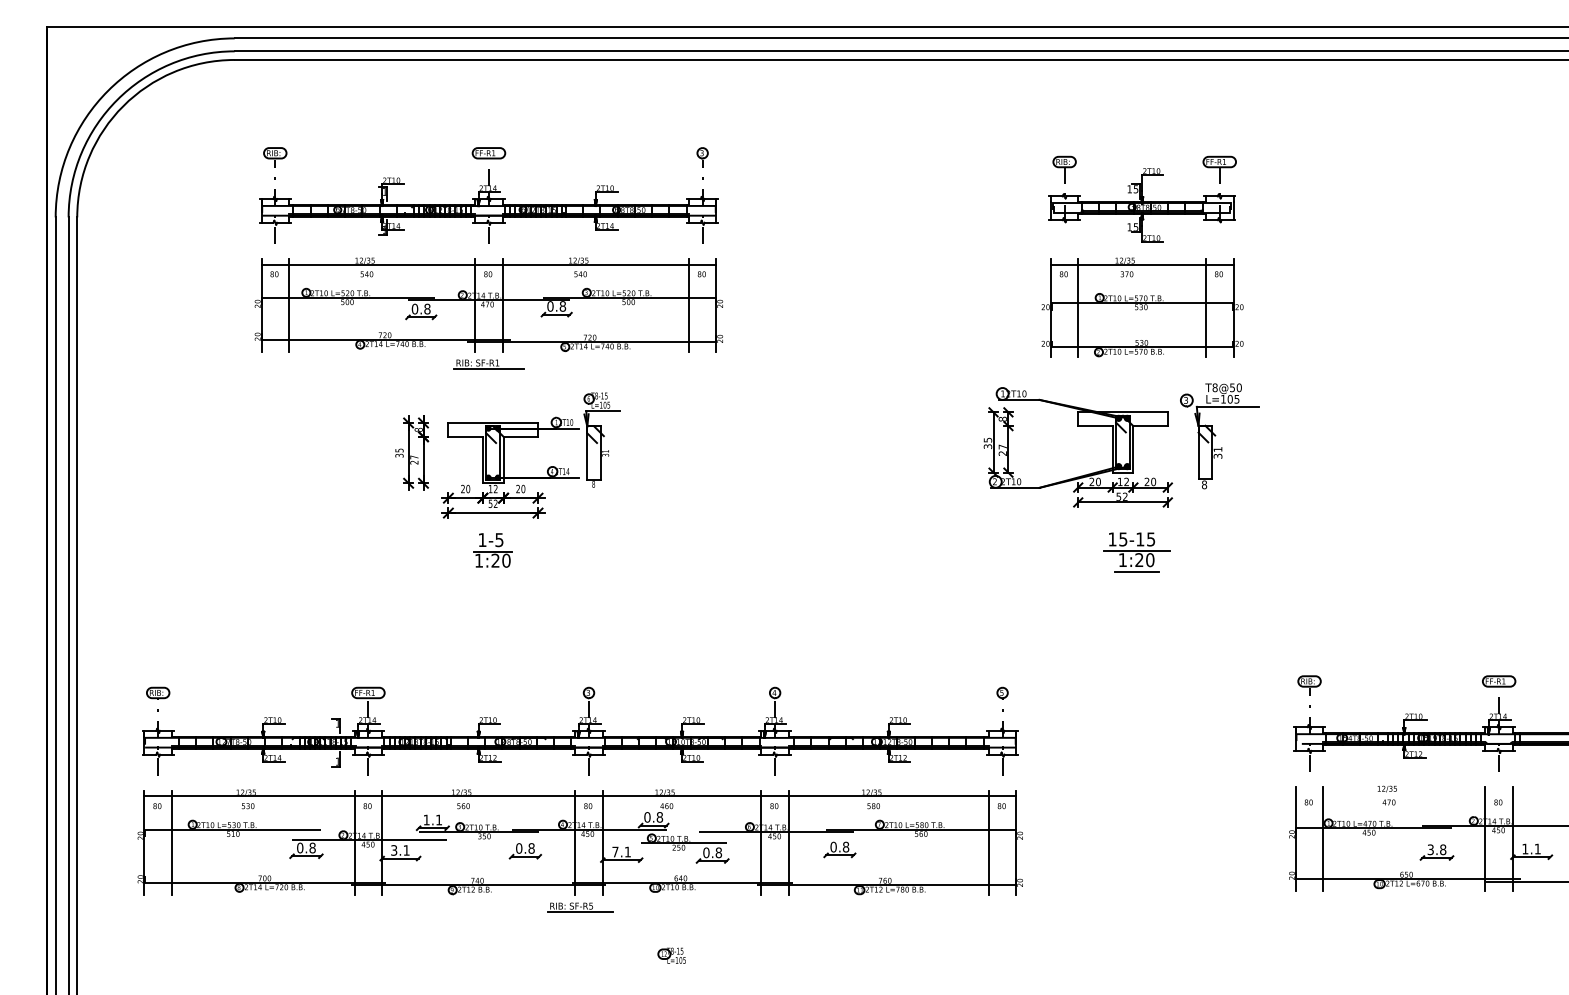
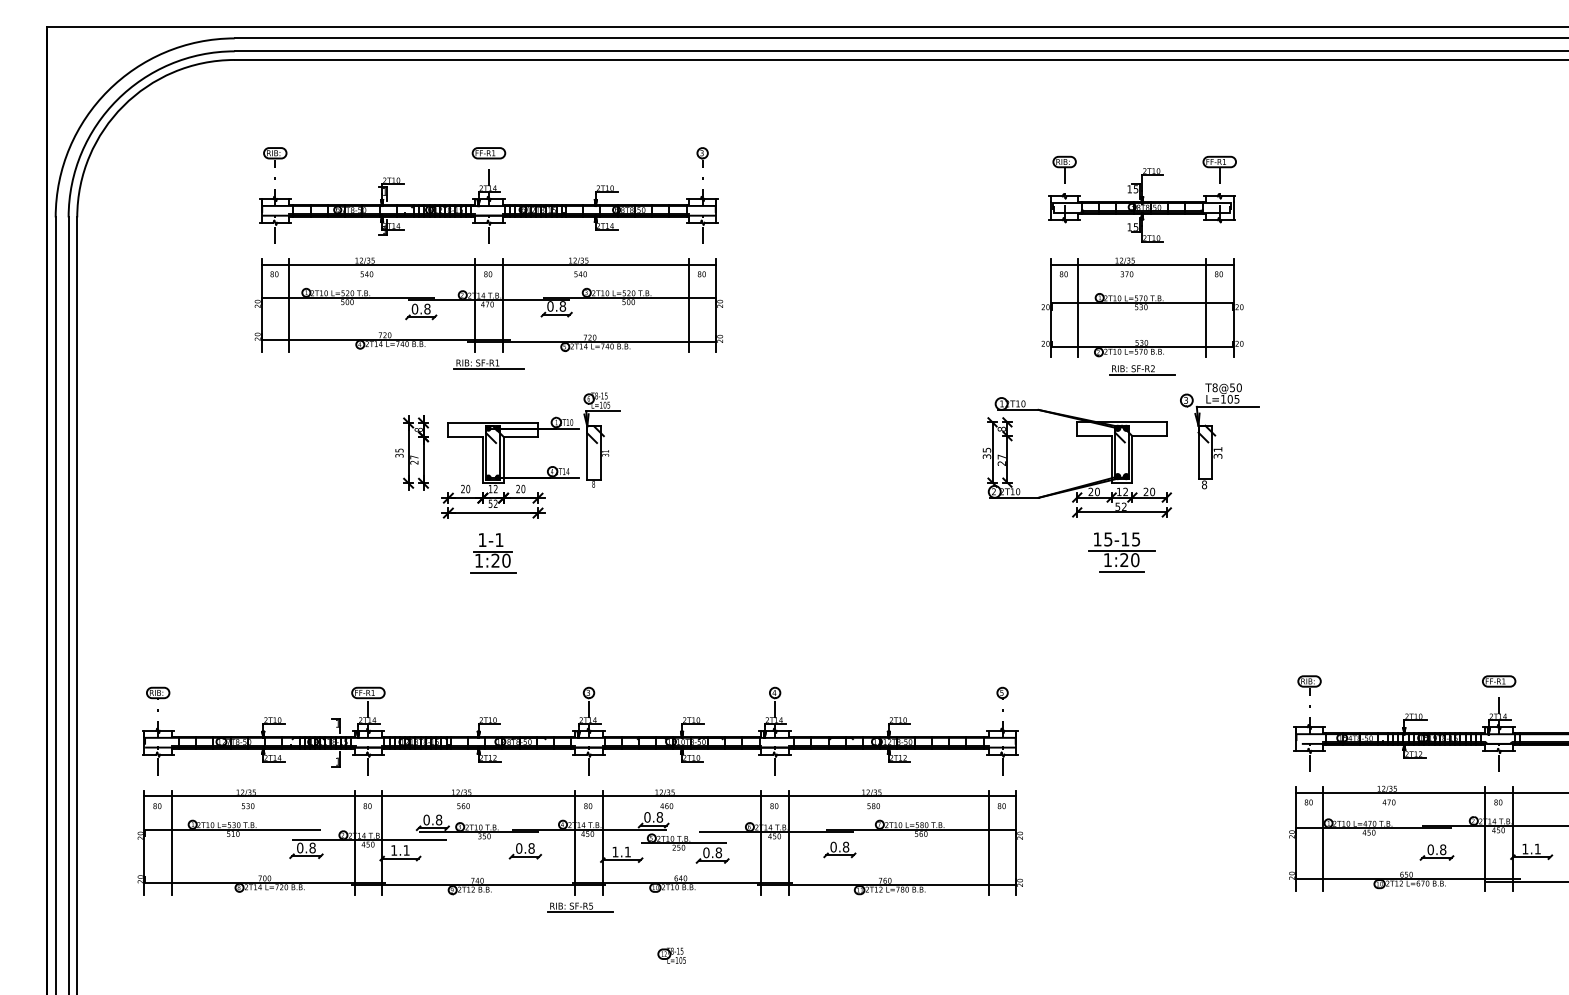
part: none -> present (1142, 370)
part position: (1078, 426) -> (1077, 436) (1077, 436)
text: 1-5 -> 1-1 (499, 540)
part position: (1136, 552) -> (1121, 552) (1121, 552)
line: none -> present (492, 572)
line: none -> present (1430, 792)
text: 1.1 -> 0.8 (432, 819)
text: 3.8 -> 0.8 (1430, 849)
text: 3.1 -> 1.1 (394, 850)
text: 7.1 -> 1.1 (615, 851)
